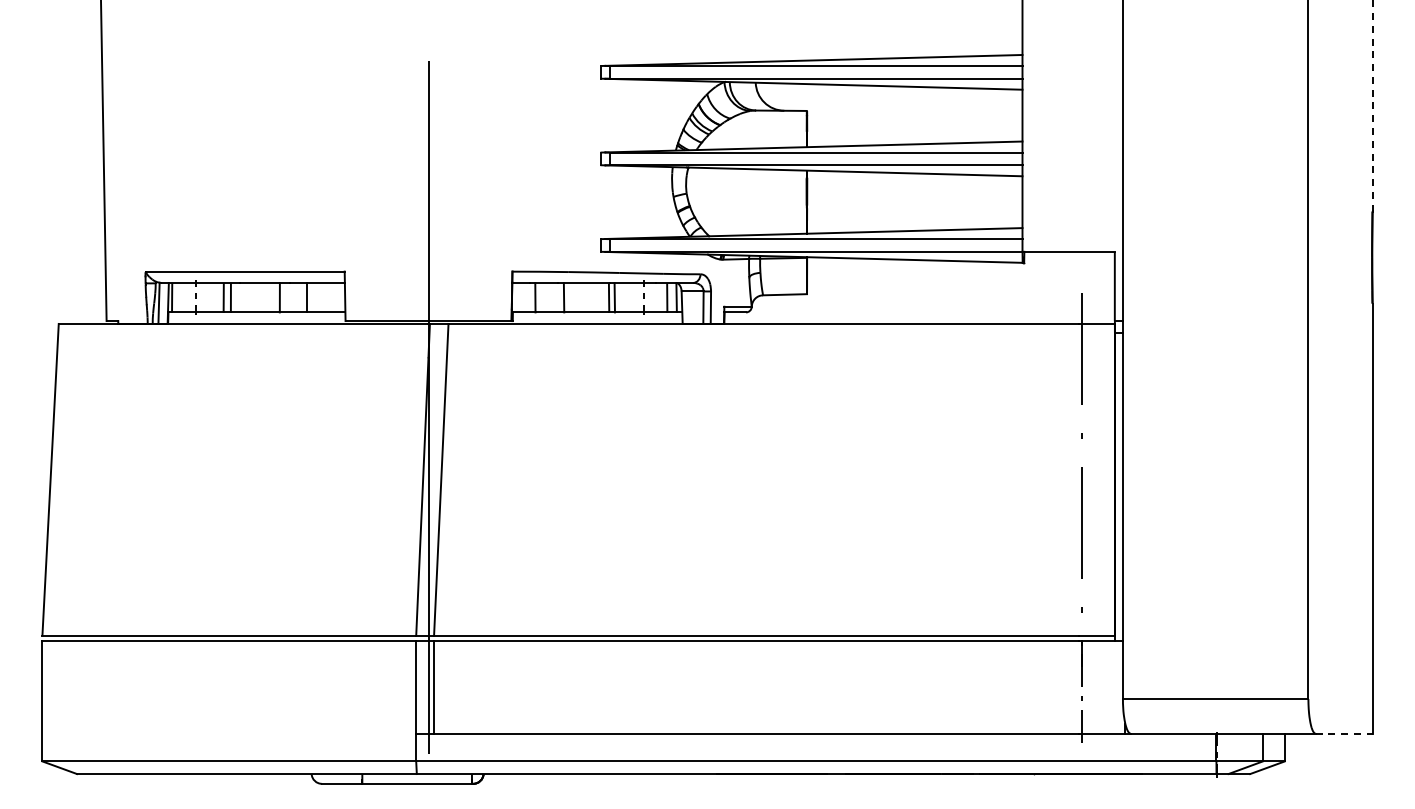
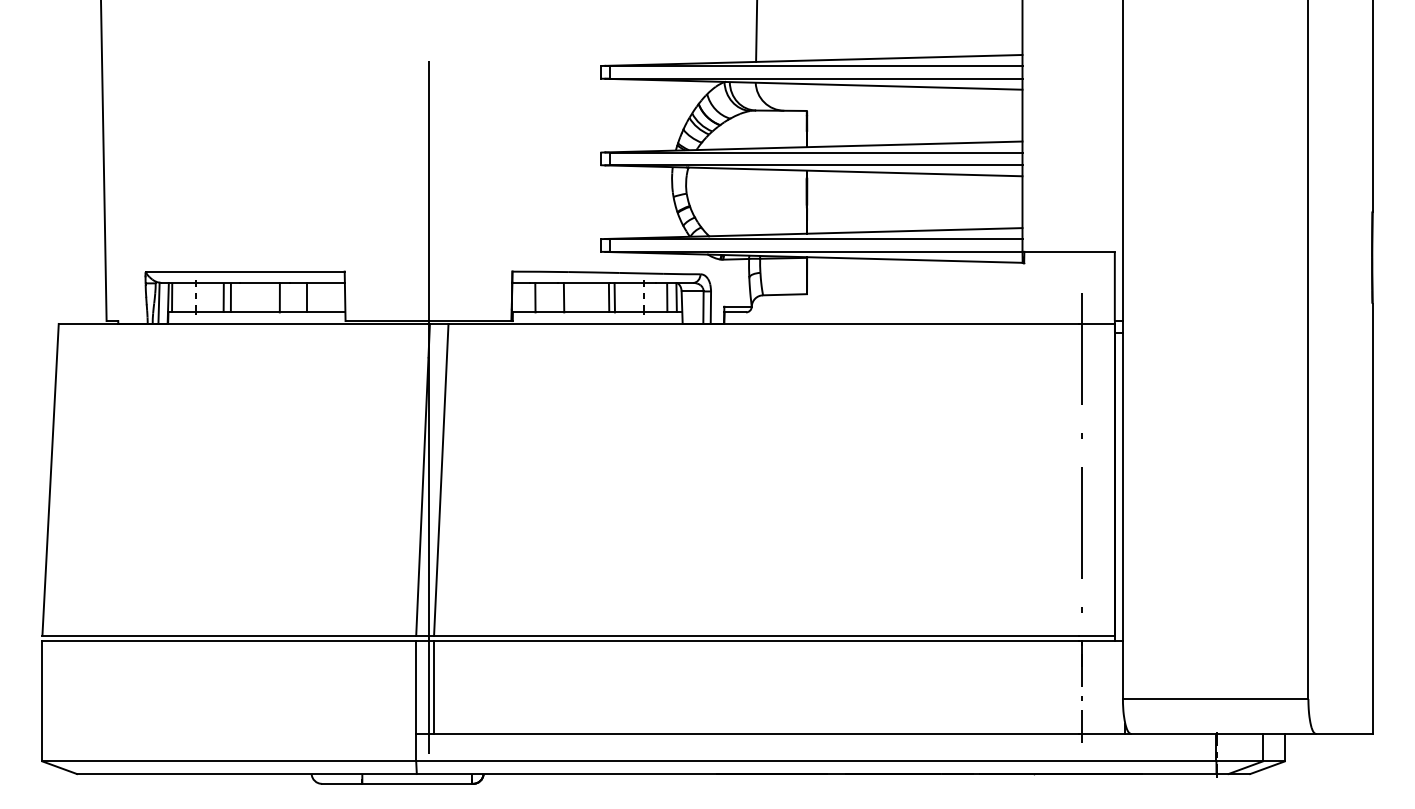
line: none -> present (756, 31)
line: dashed -> solid (1372, 105)
line: dashed -> solid (1344, 733)
